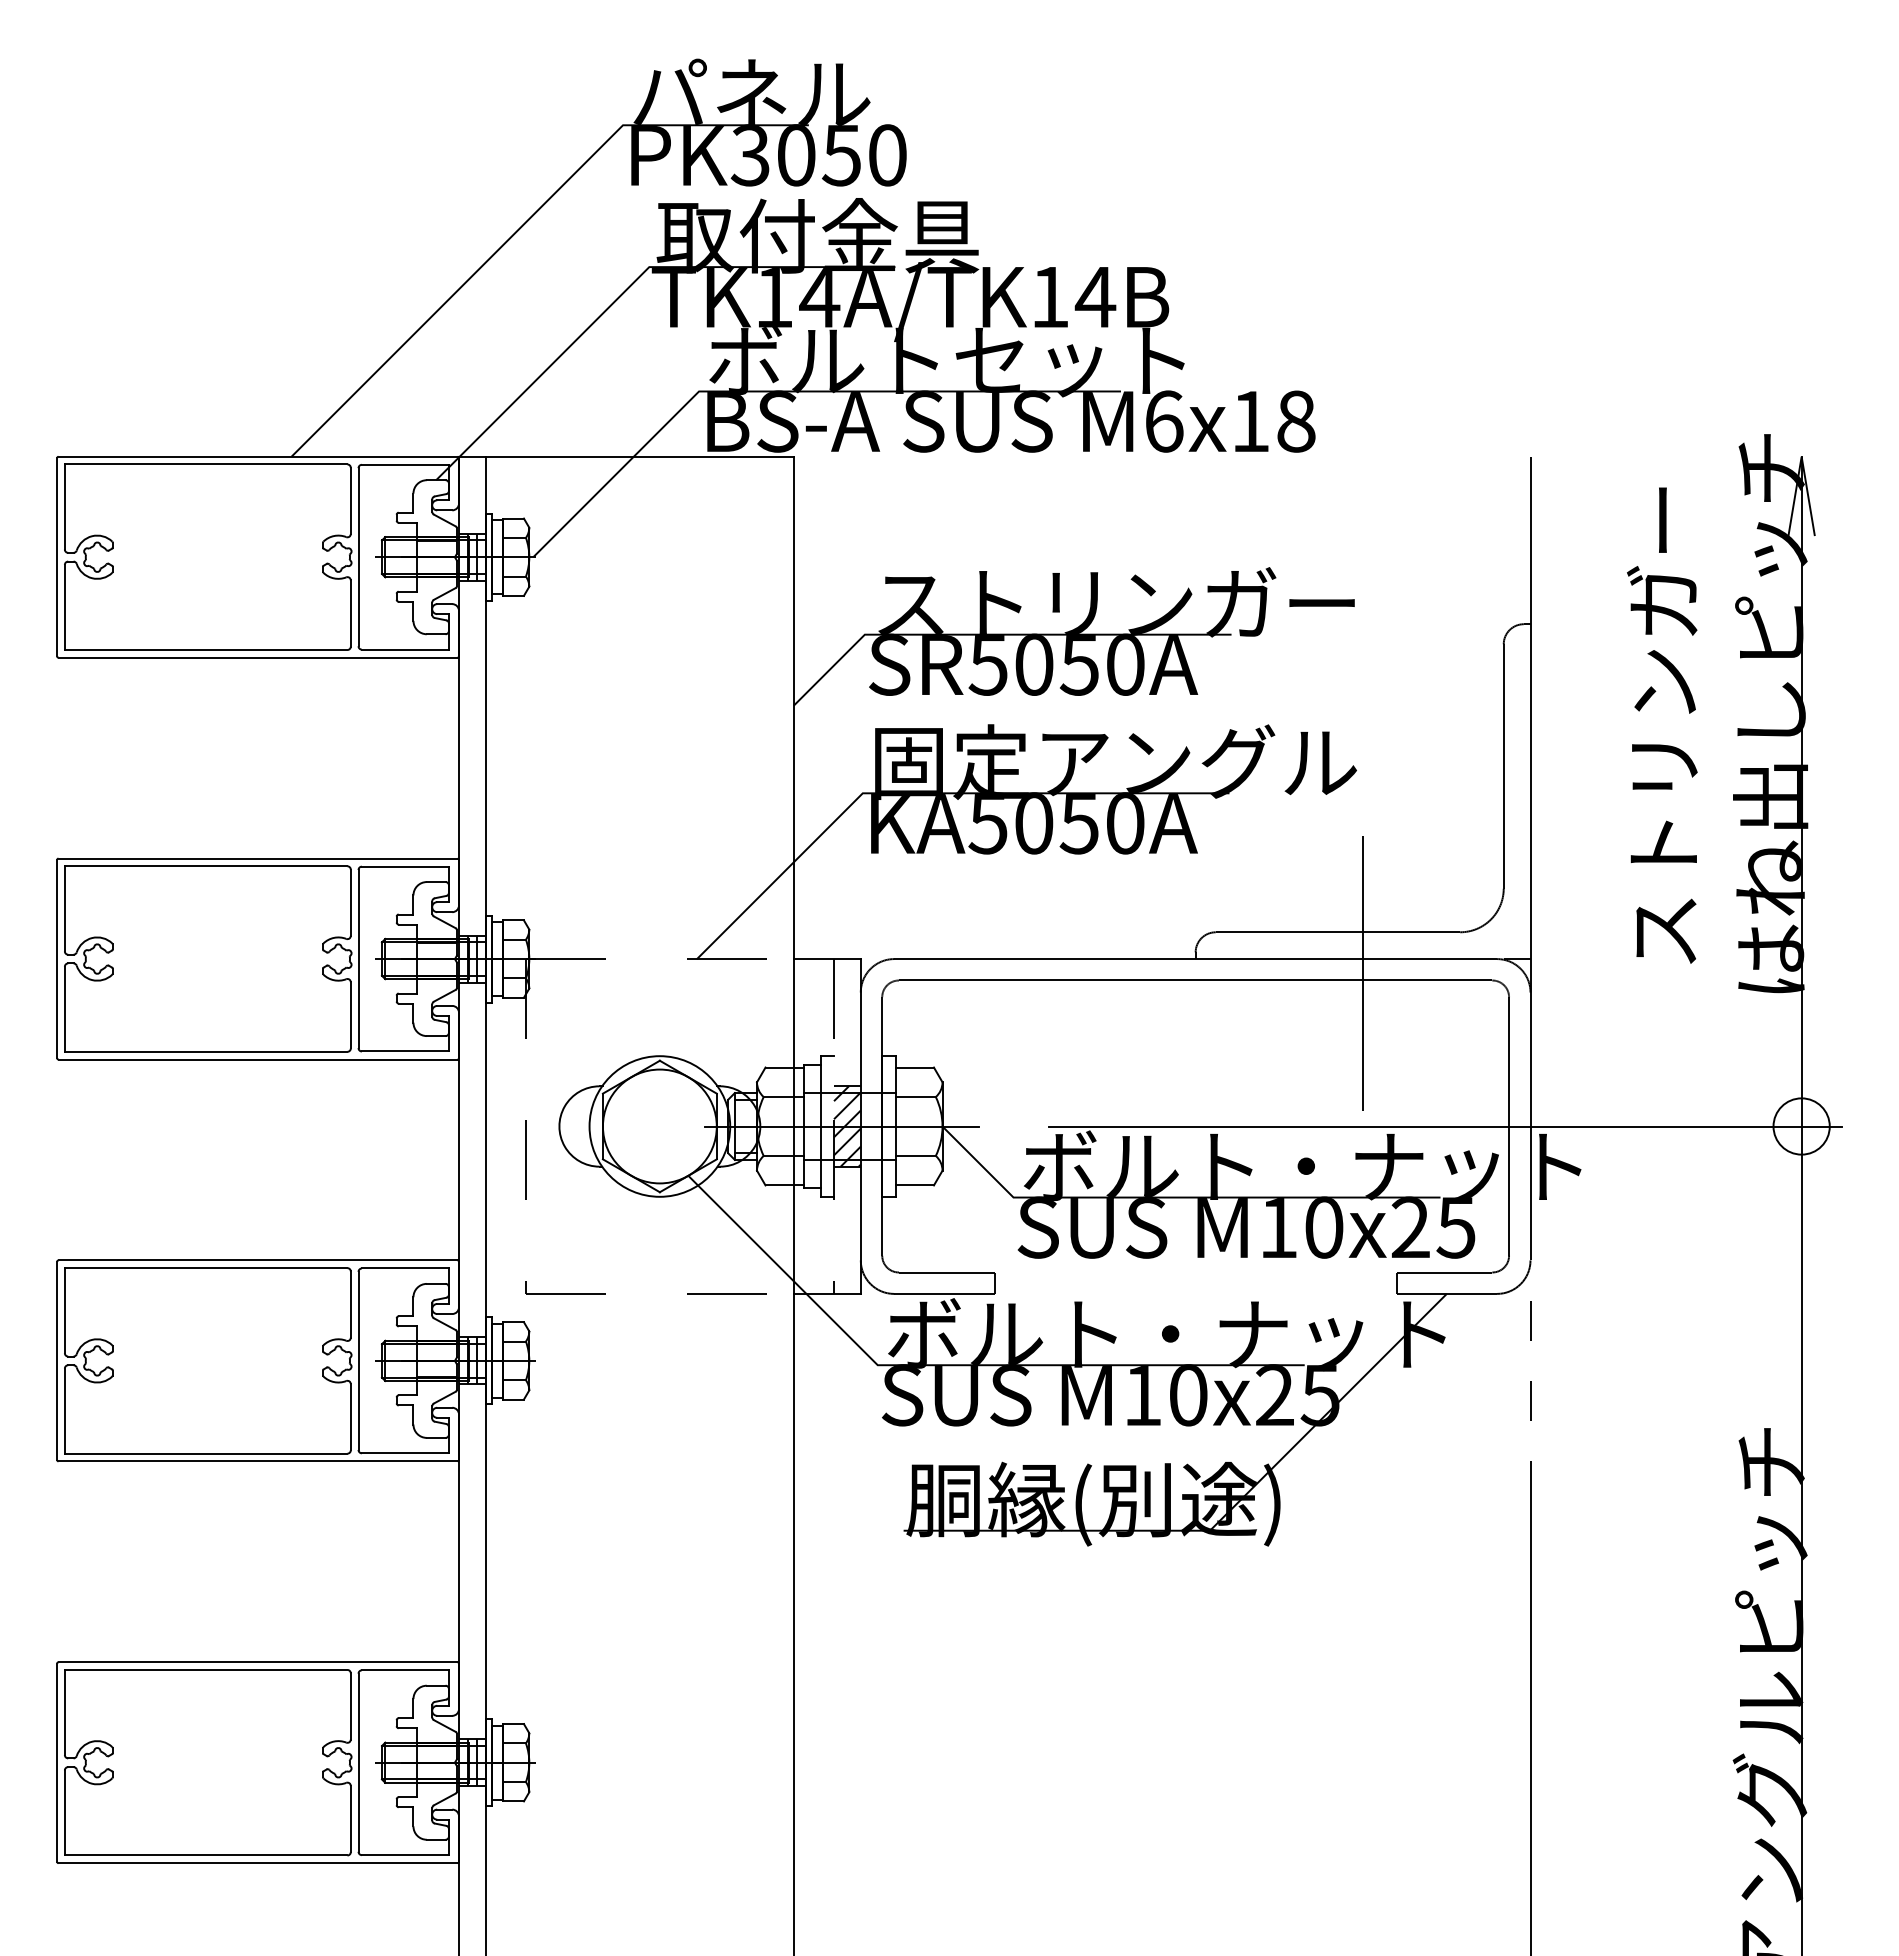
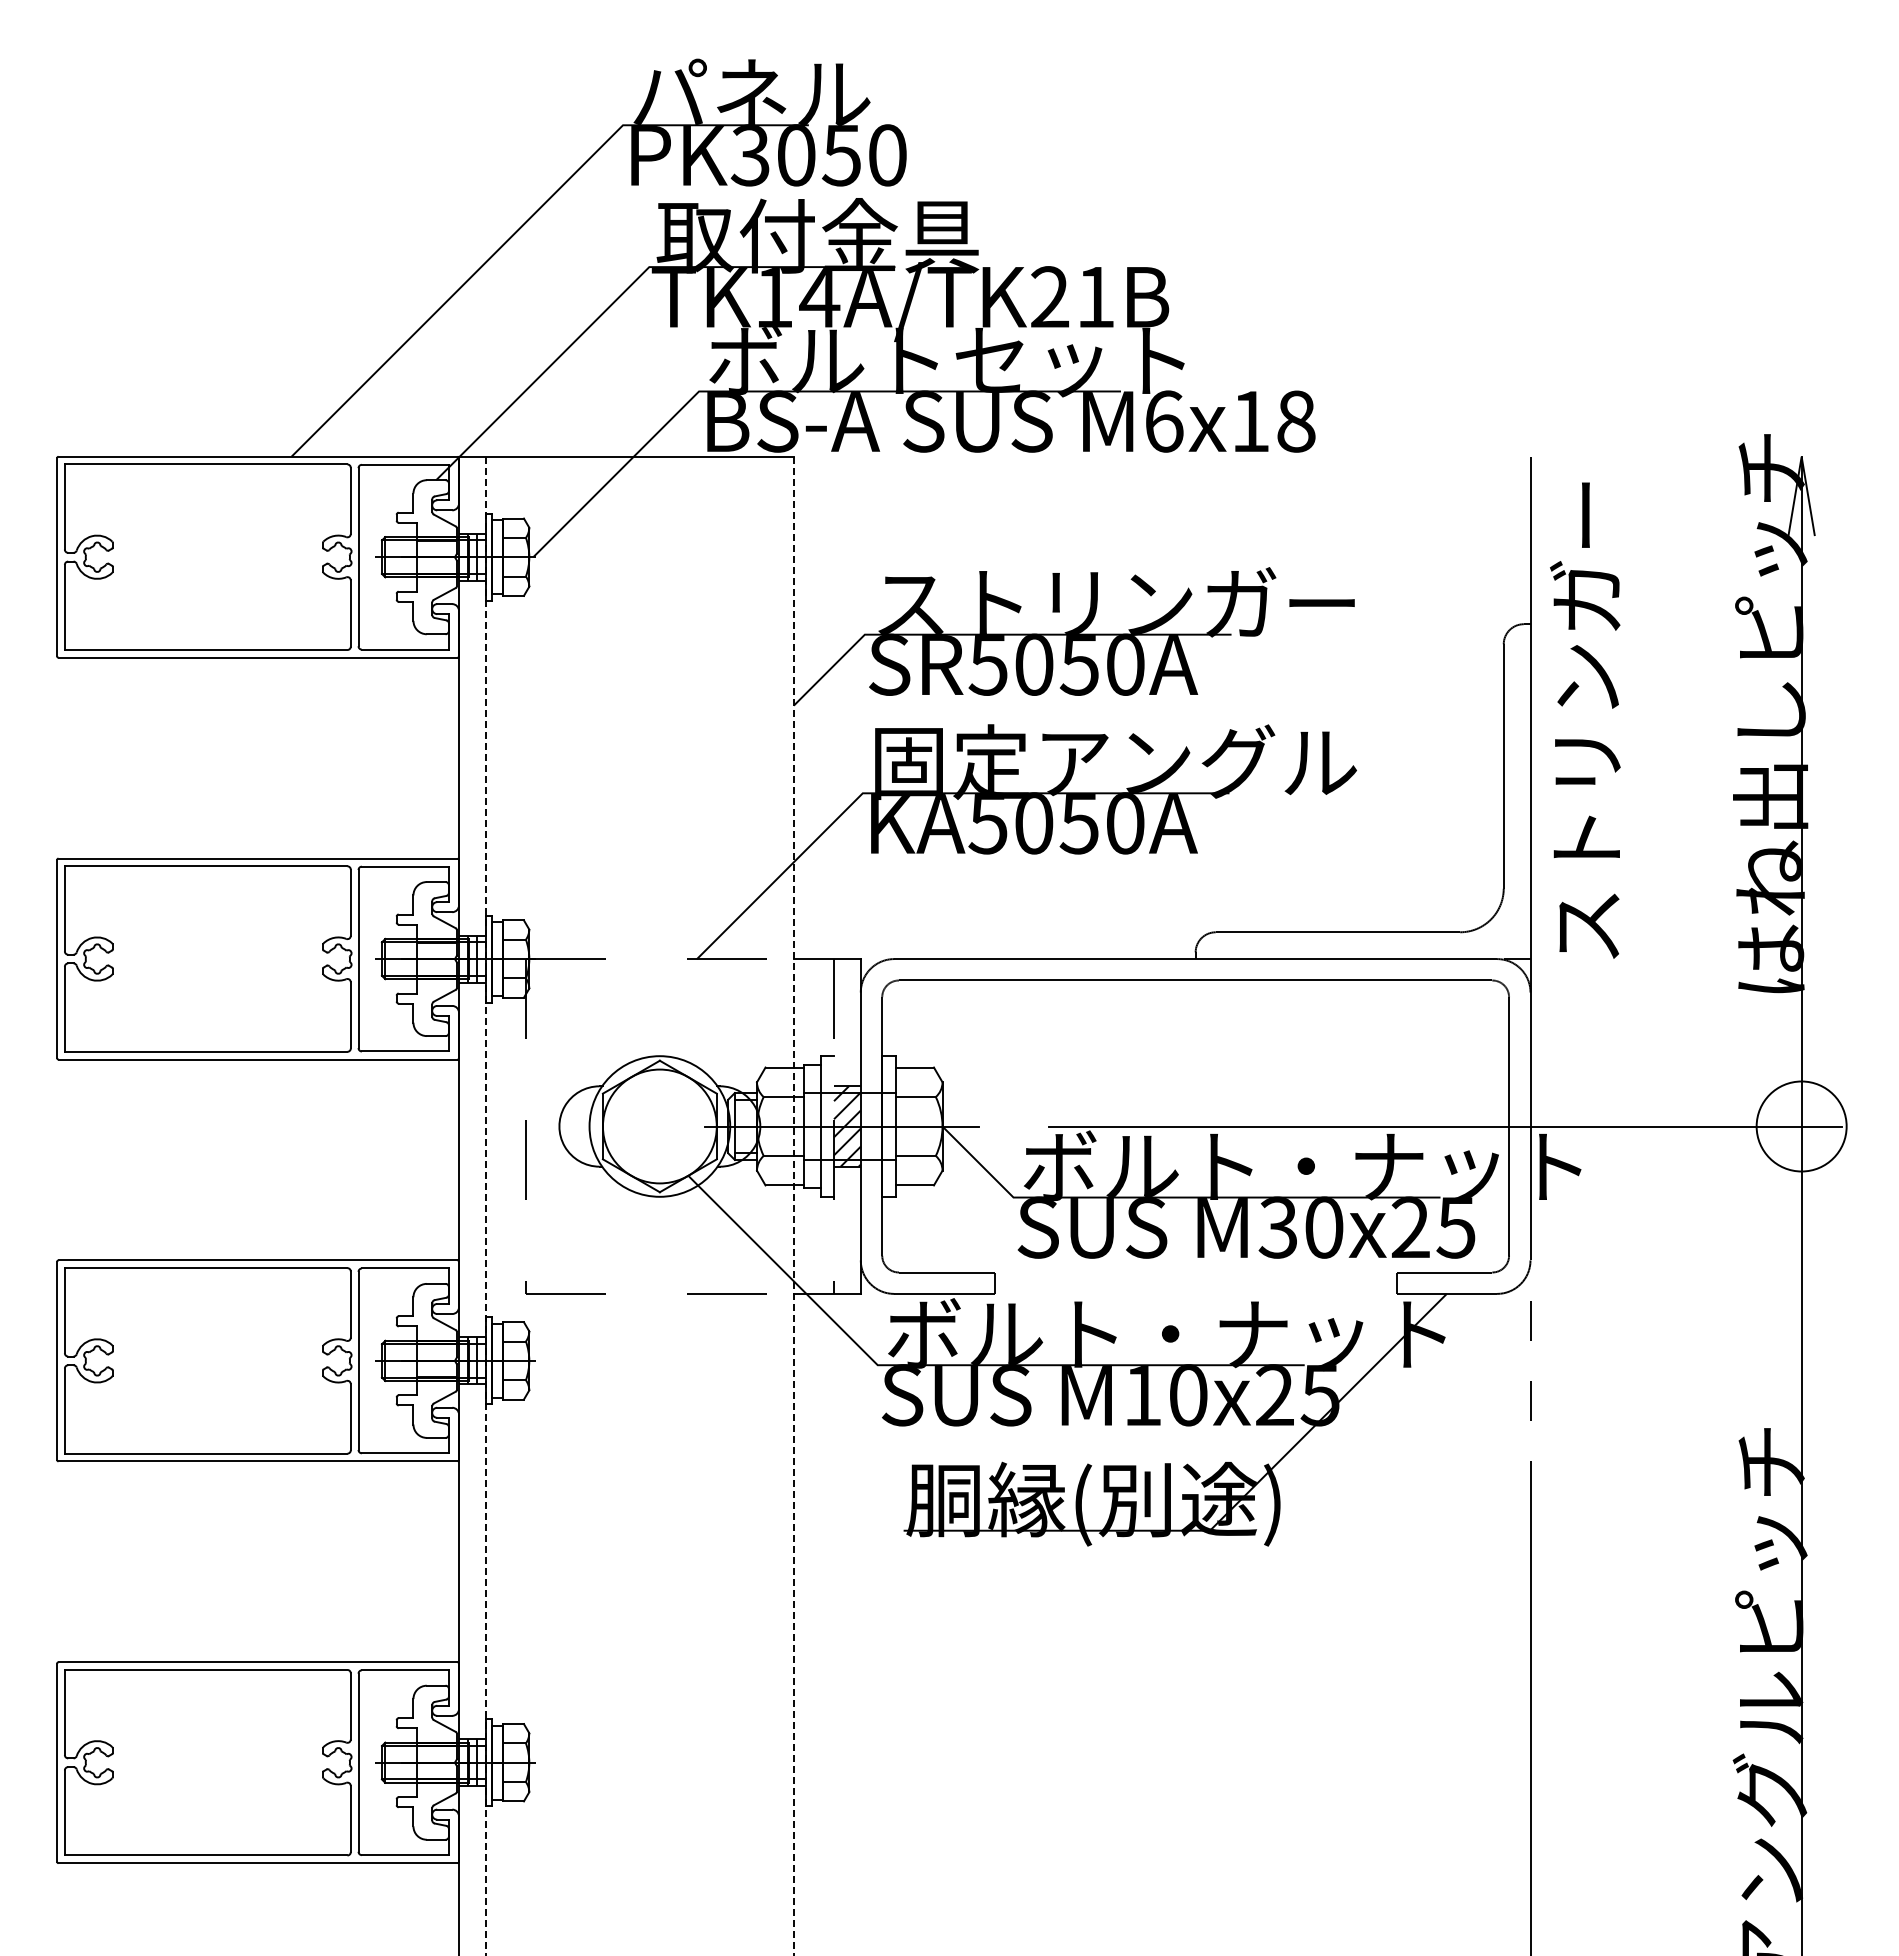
text: TK14A/TK14B -> TK14A/TK21B (1073, 296)
text position: (1662, 725) -> (1585, 720) (1585, 720)
line: present -> none (1363, 973)
circle diameter: 56 px -> 90 px (1801, 1126)
line: solid -> dashed (485, 1206)
line: solid -> dashed (793, 1206)
text: M10x25 -> M30x25 (1277, 1227)
